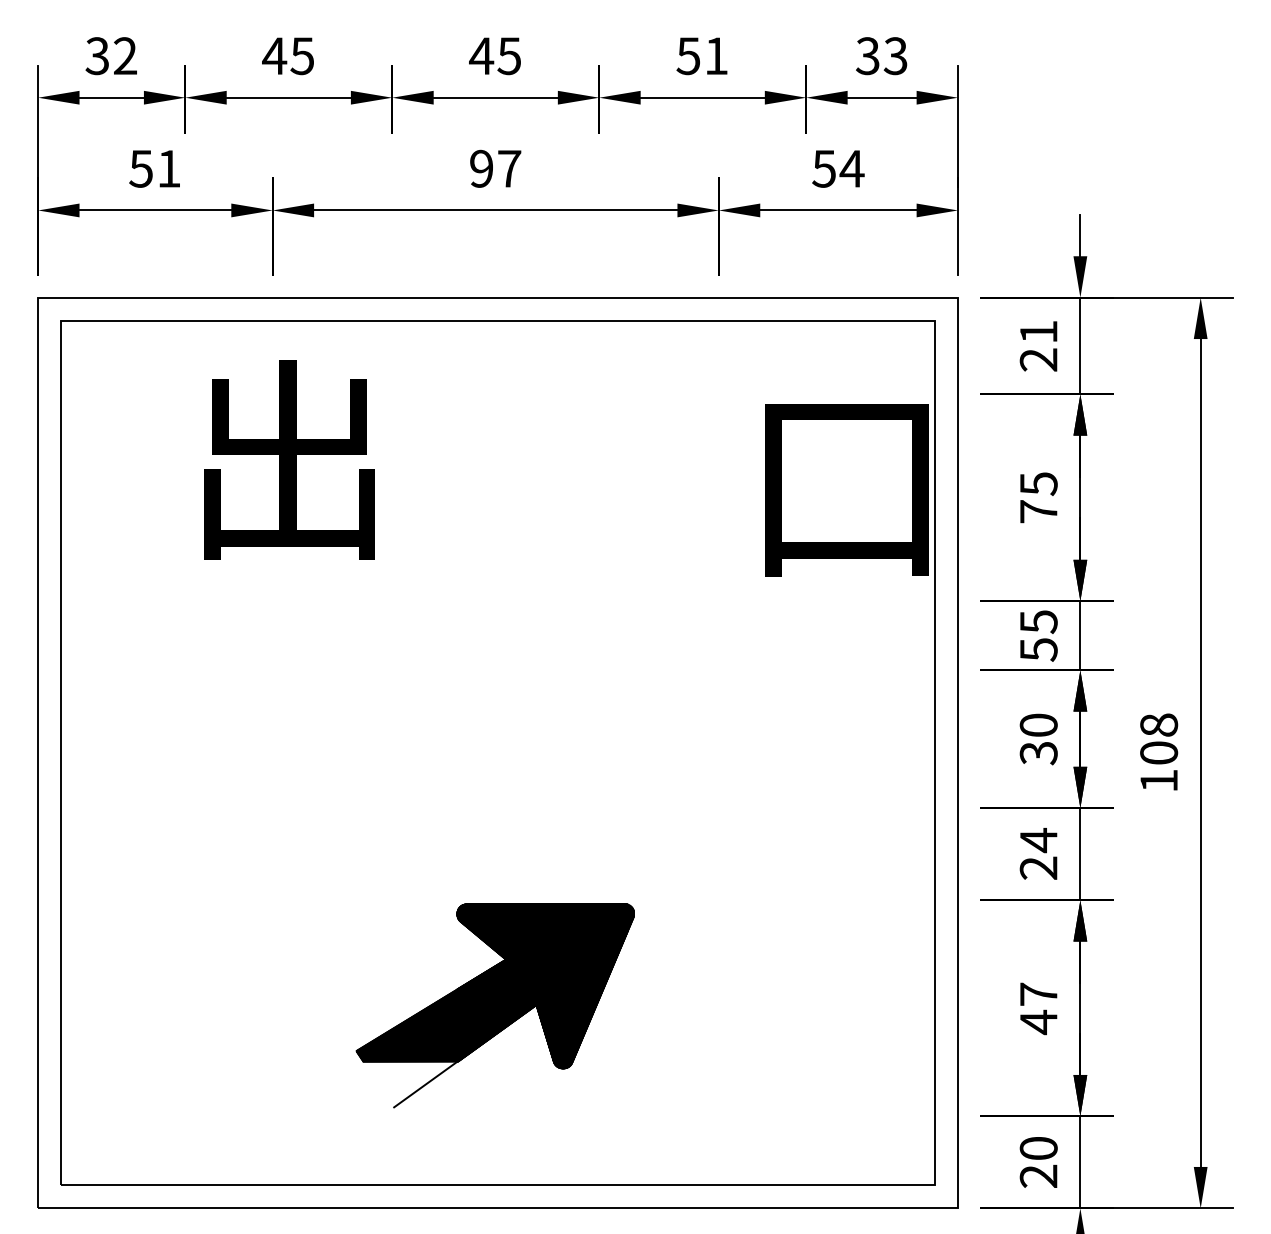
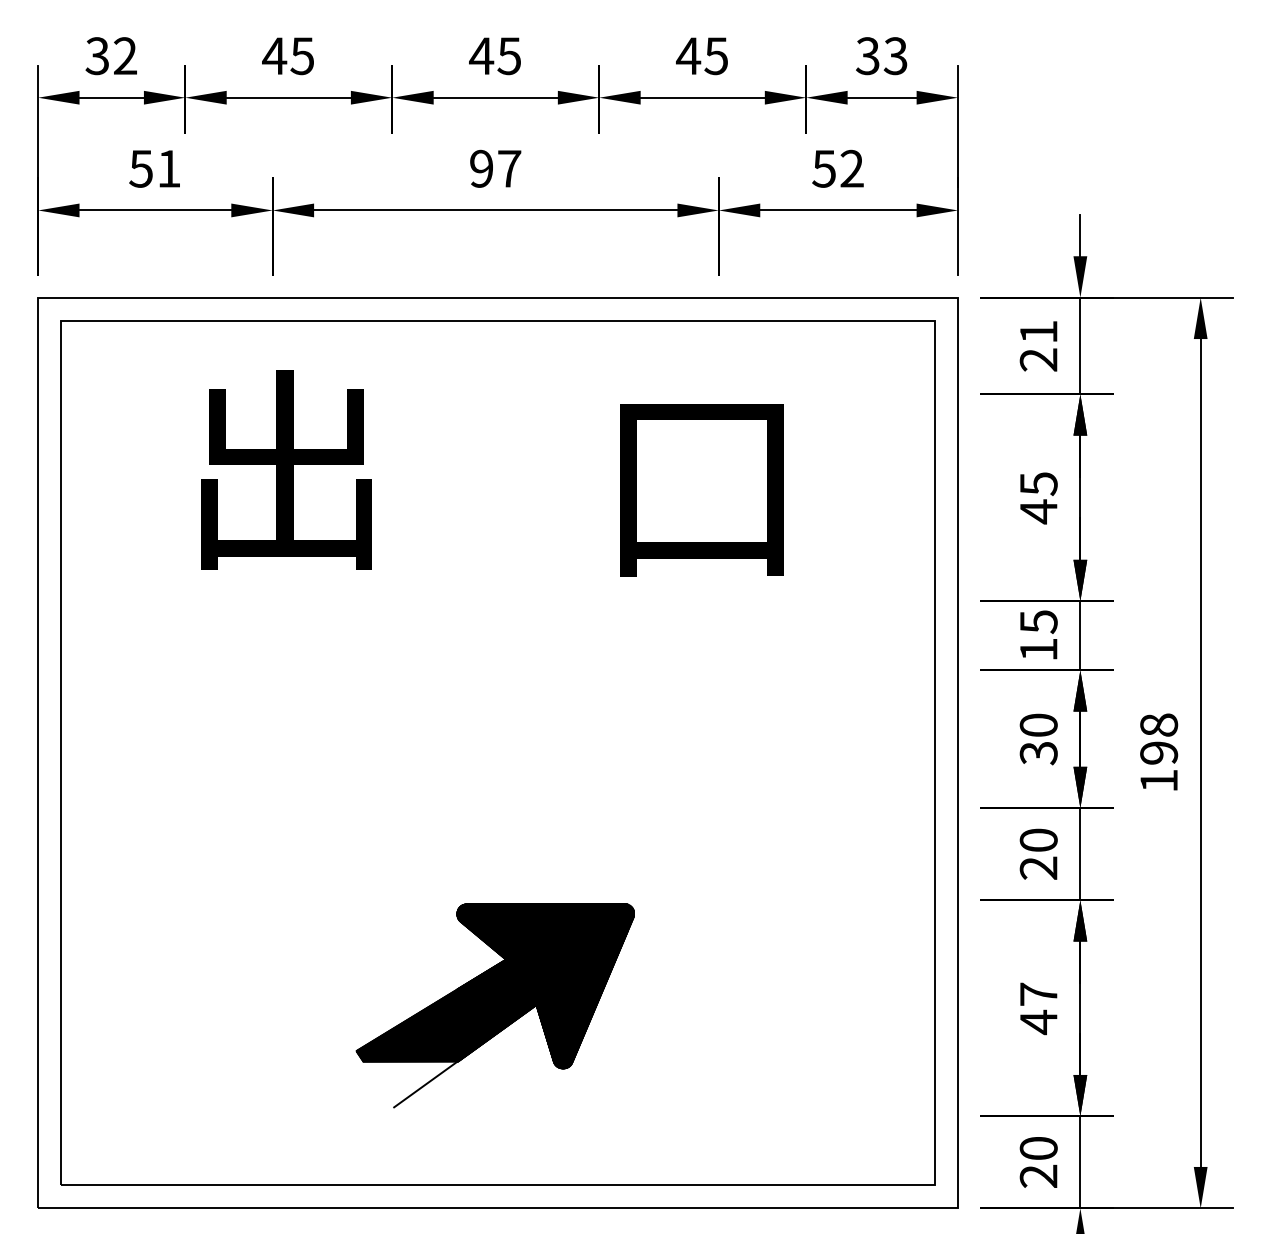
text: 51 -> 45 (701, 56)
text: 54 -> 52 (851, 168)
text position: (289, 459) -> (286, 469) (286, 469)
text position: (846, 490) -> (701, 490) (701, 490)
text: 75 -> 45 (1038, 511)
text: 55 -> 15 (1038, 649)
text: 108 -> 198 (1159, 752)
text: 24 -> 20 (1038, 840)
